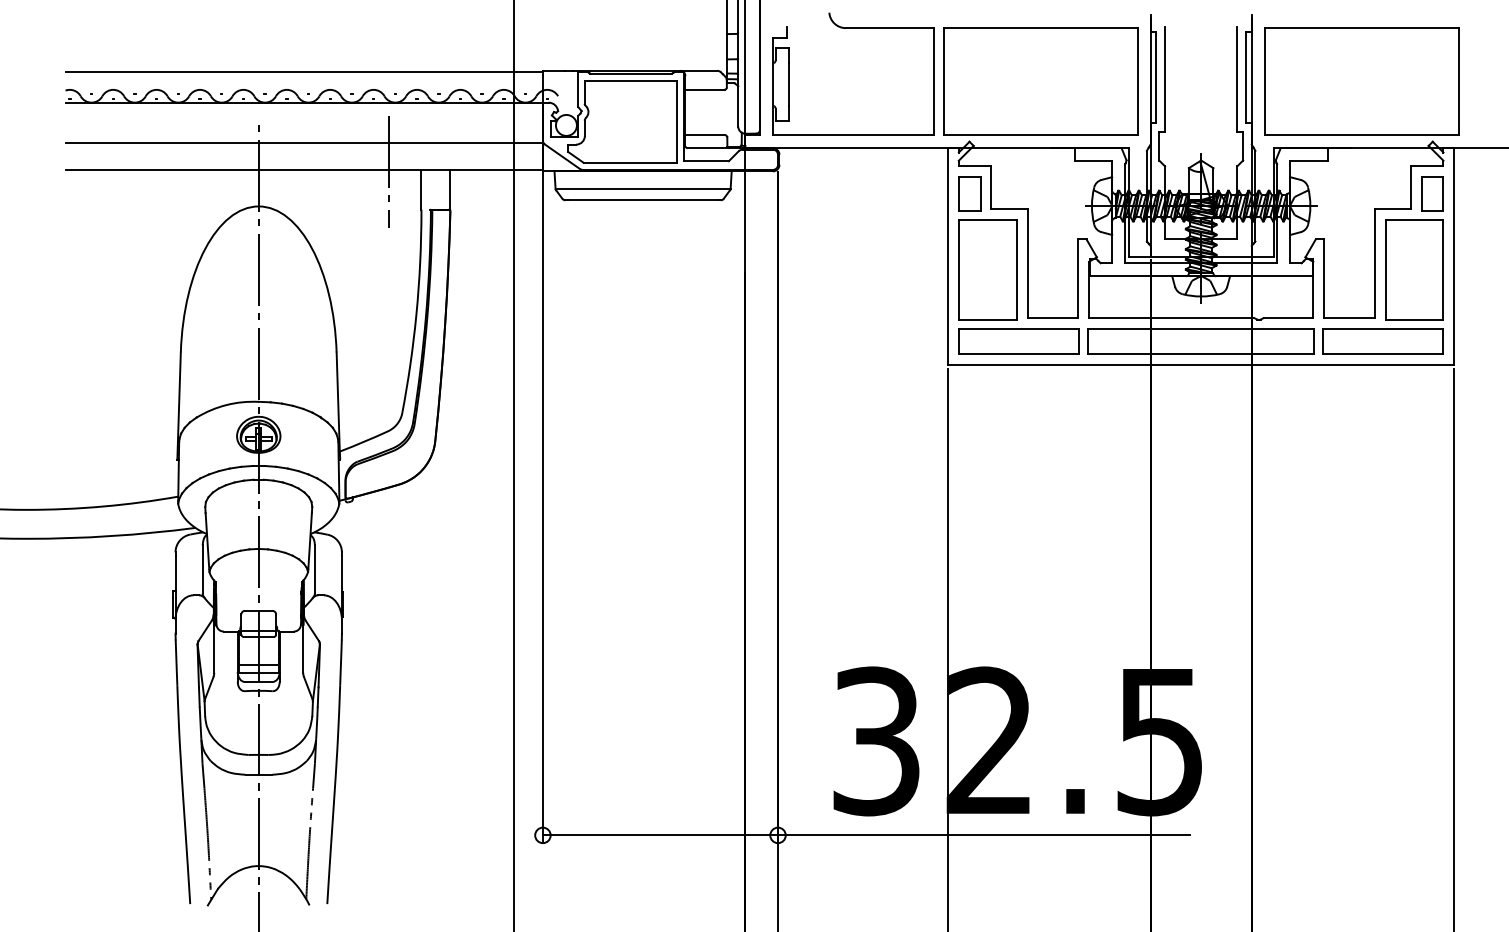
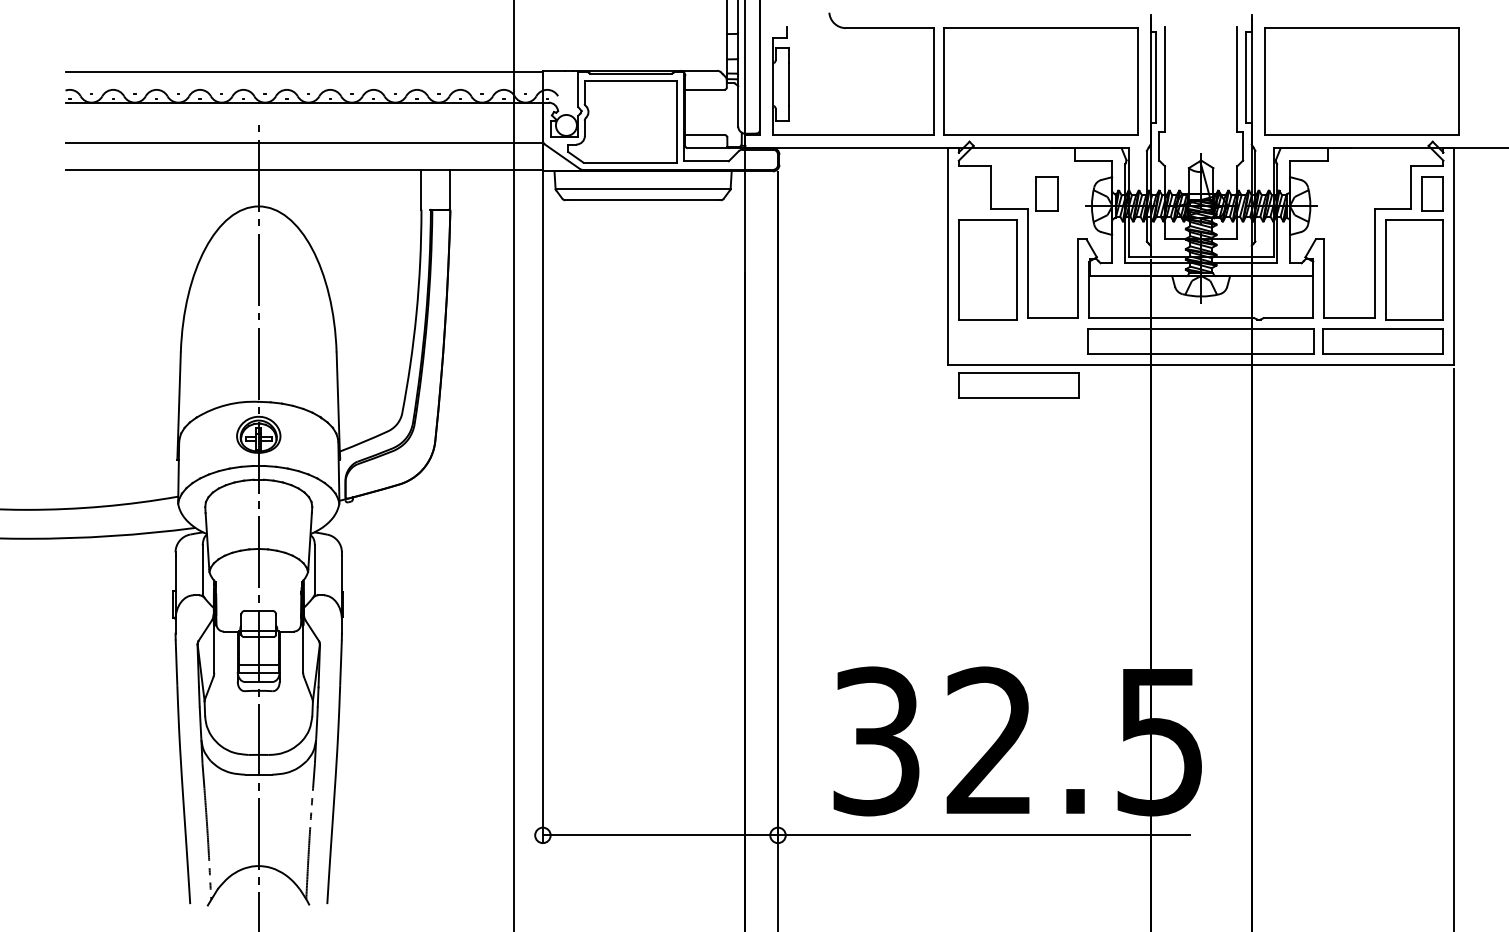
line: present -> none (388, 171)
part position: (969, 193) -> (1046, 193) (1046, 193)
part position: (1018, 341) -> (1018, 385) (1018, 385)
line: present -> none (948, 648)
